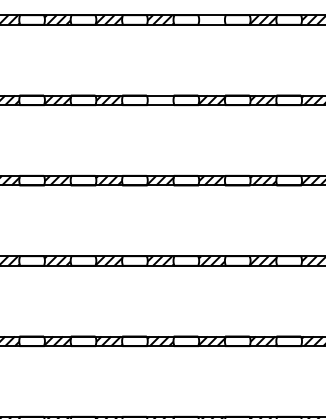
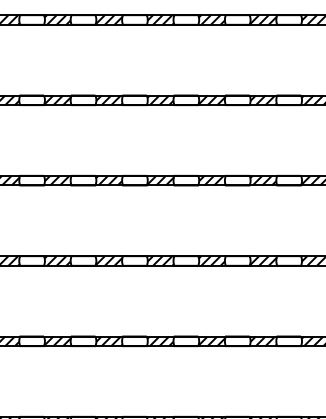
hatch: none -> present (211, 19)
hatch: none -> present (160, 100)
